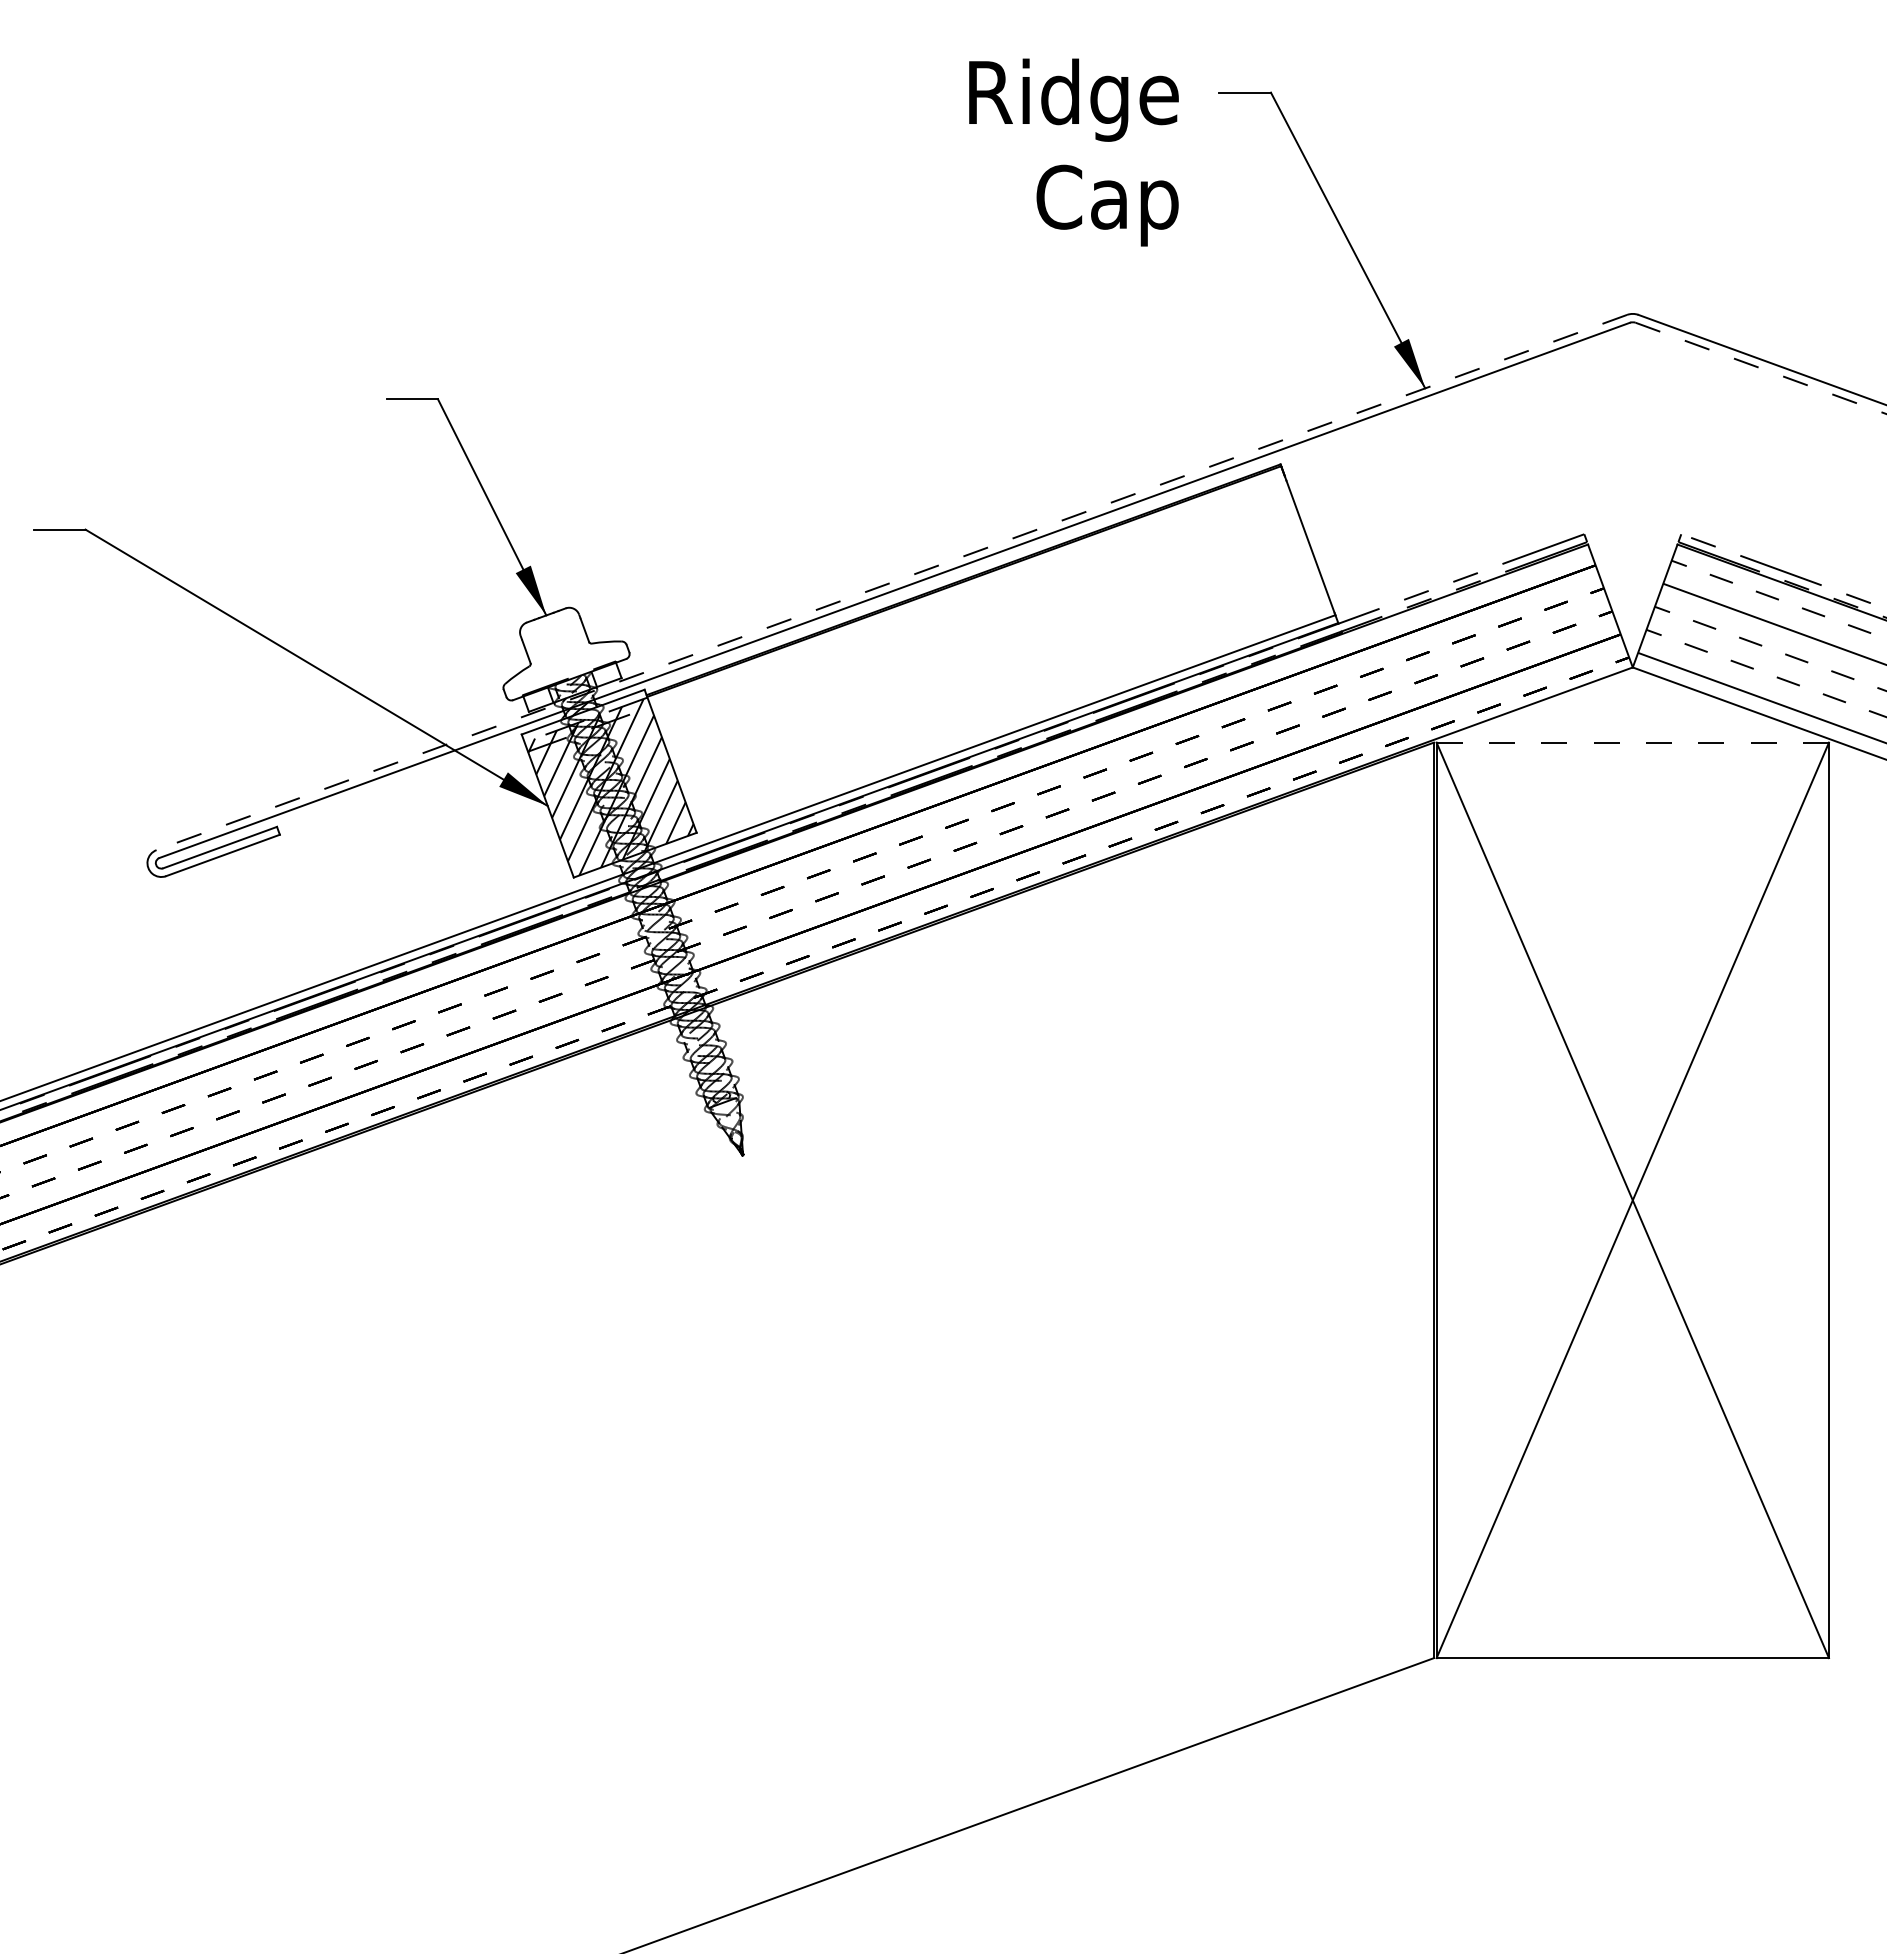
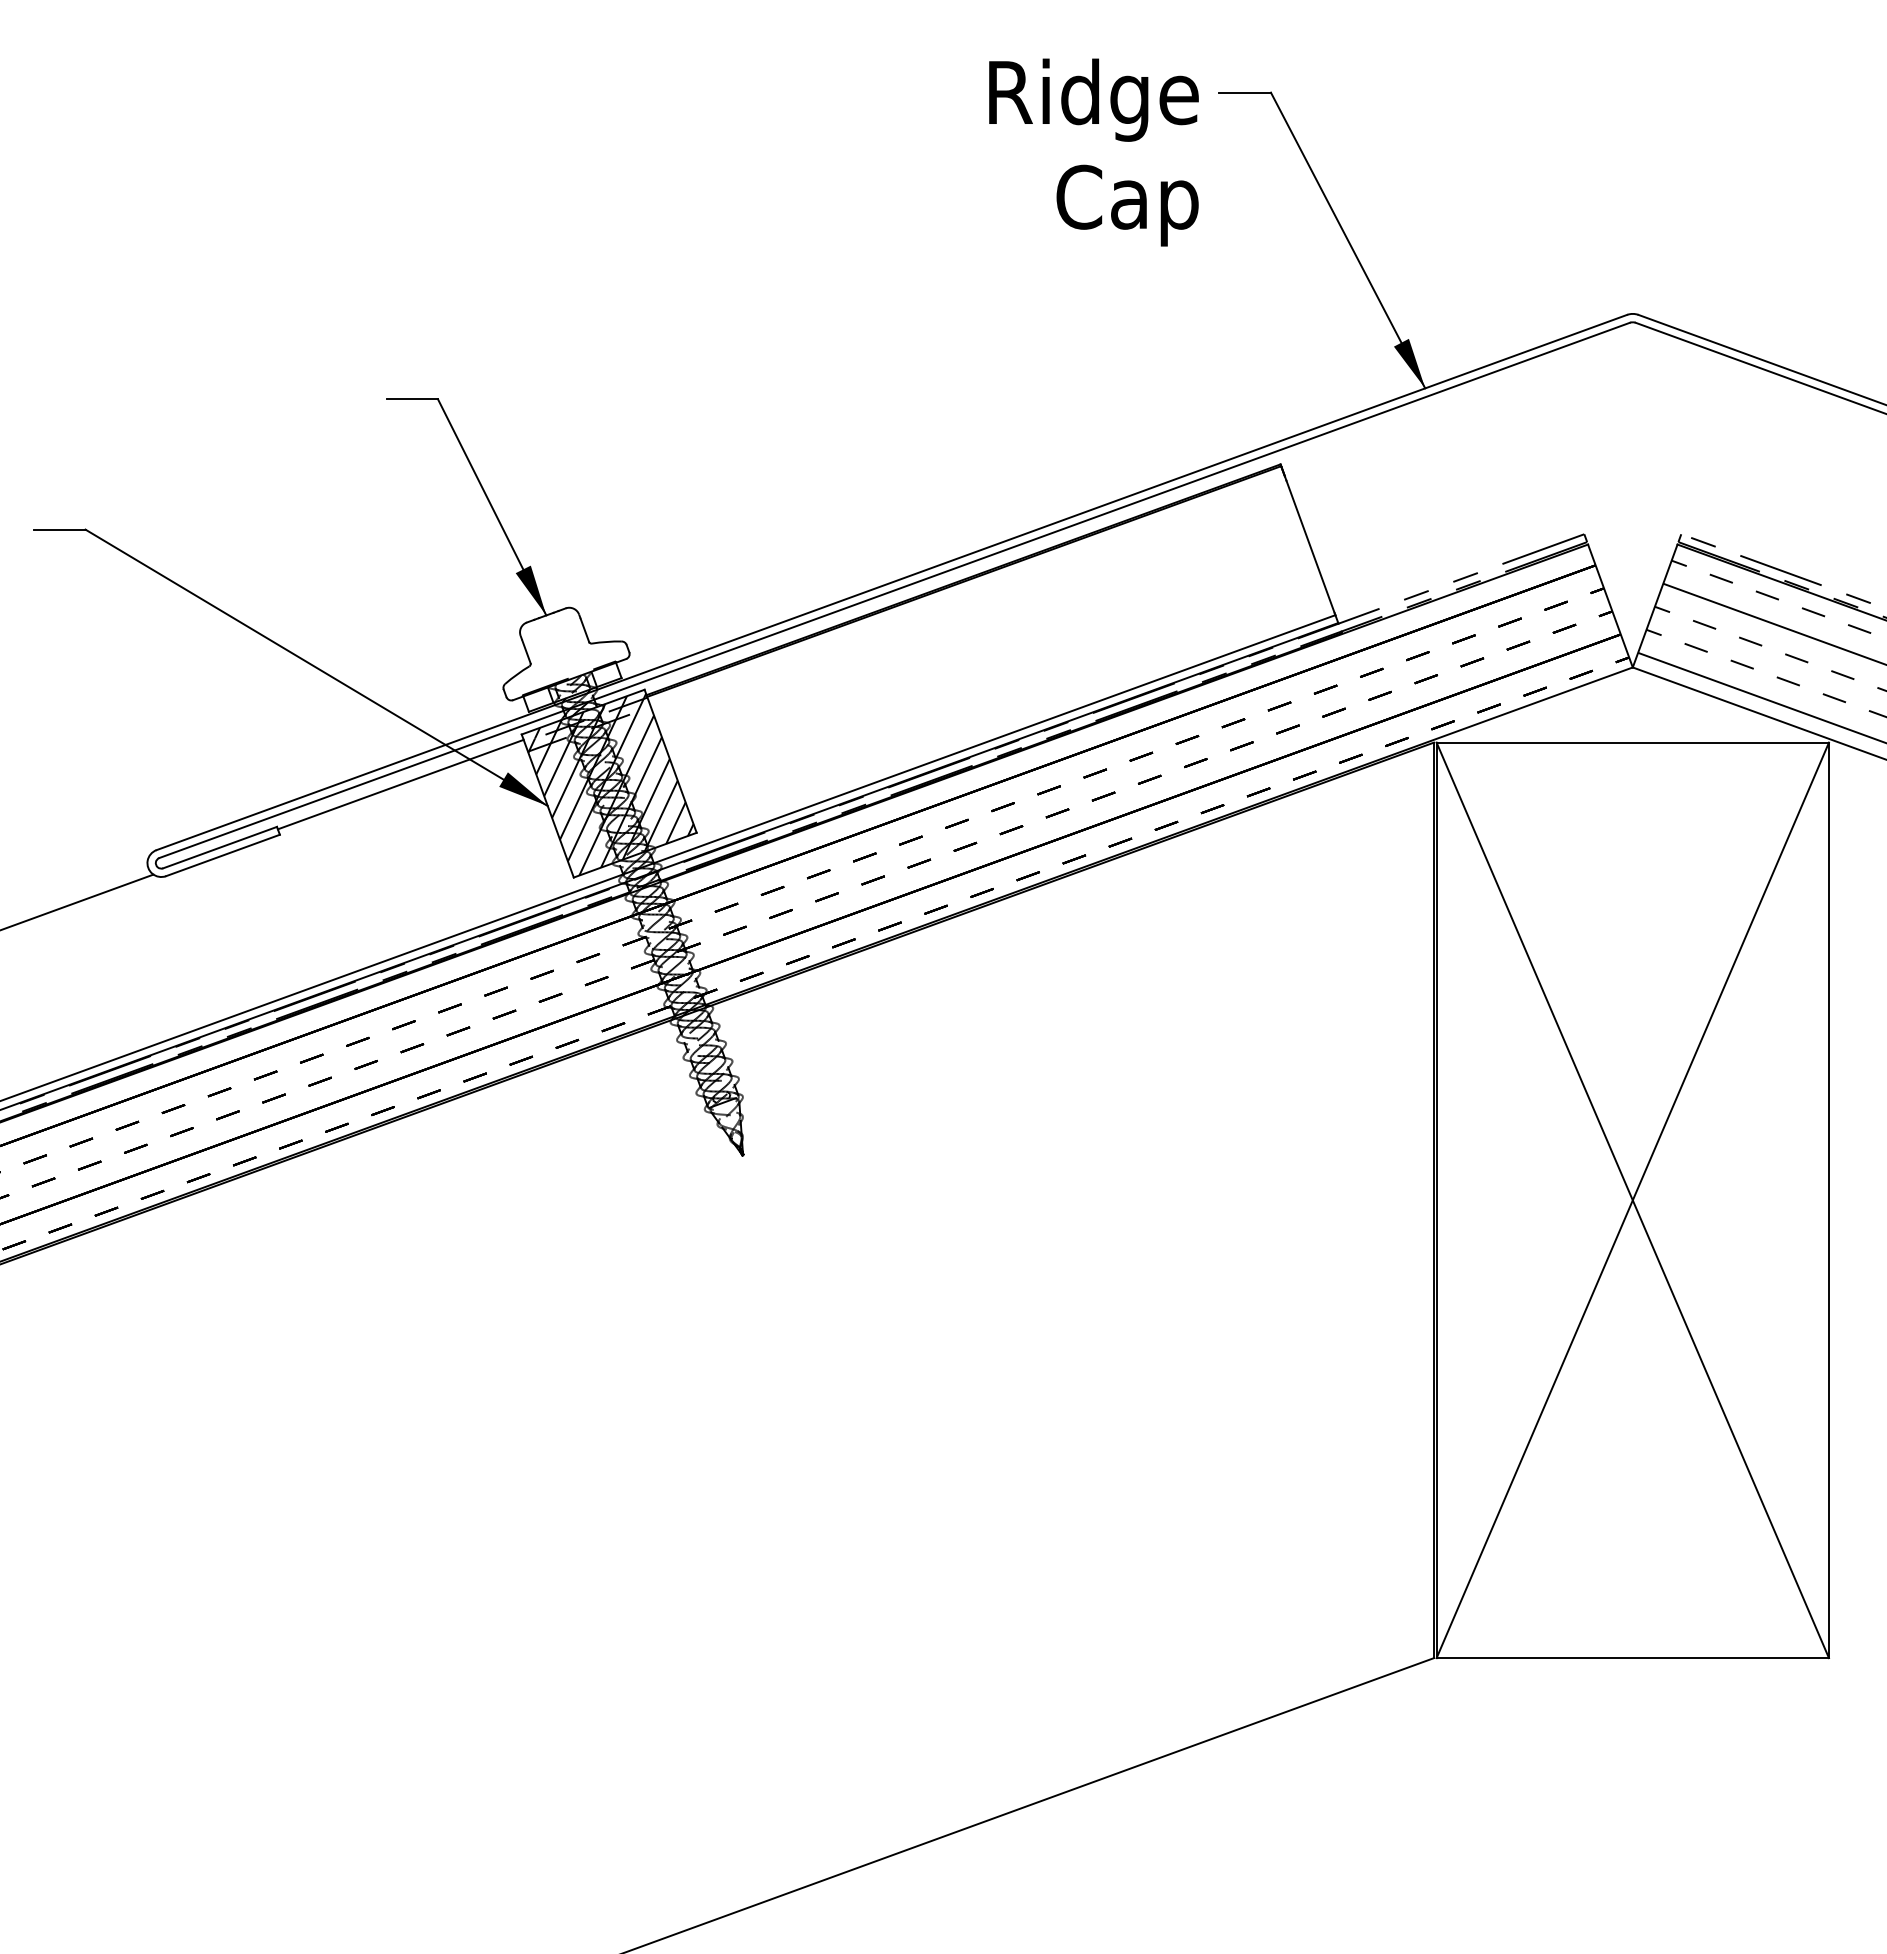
text position: (1073, 152) -> (1093, 152) (1093, 152)
line: dashed -> solid (1761, 368)
line: dashed -> solid (891, 582)
hatch: none -> present (590, 715)
line: dashed -> solid (1633, 742)
line: none -> present (400, 784)
line: none -> present (77, 901)
